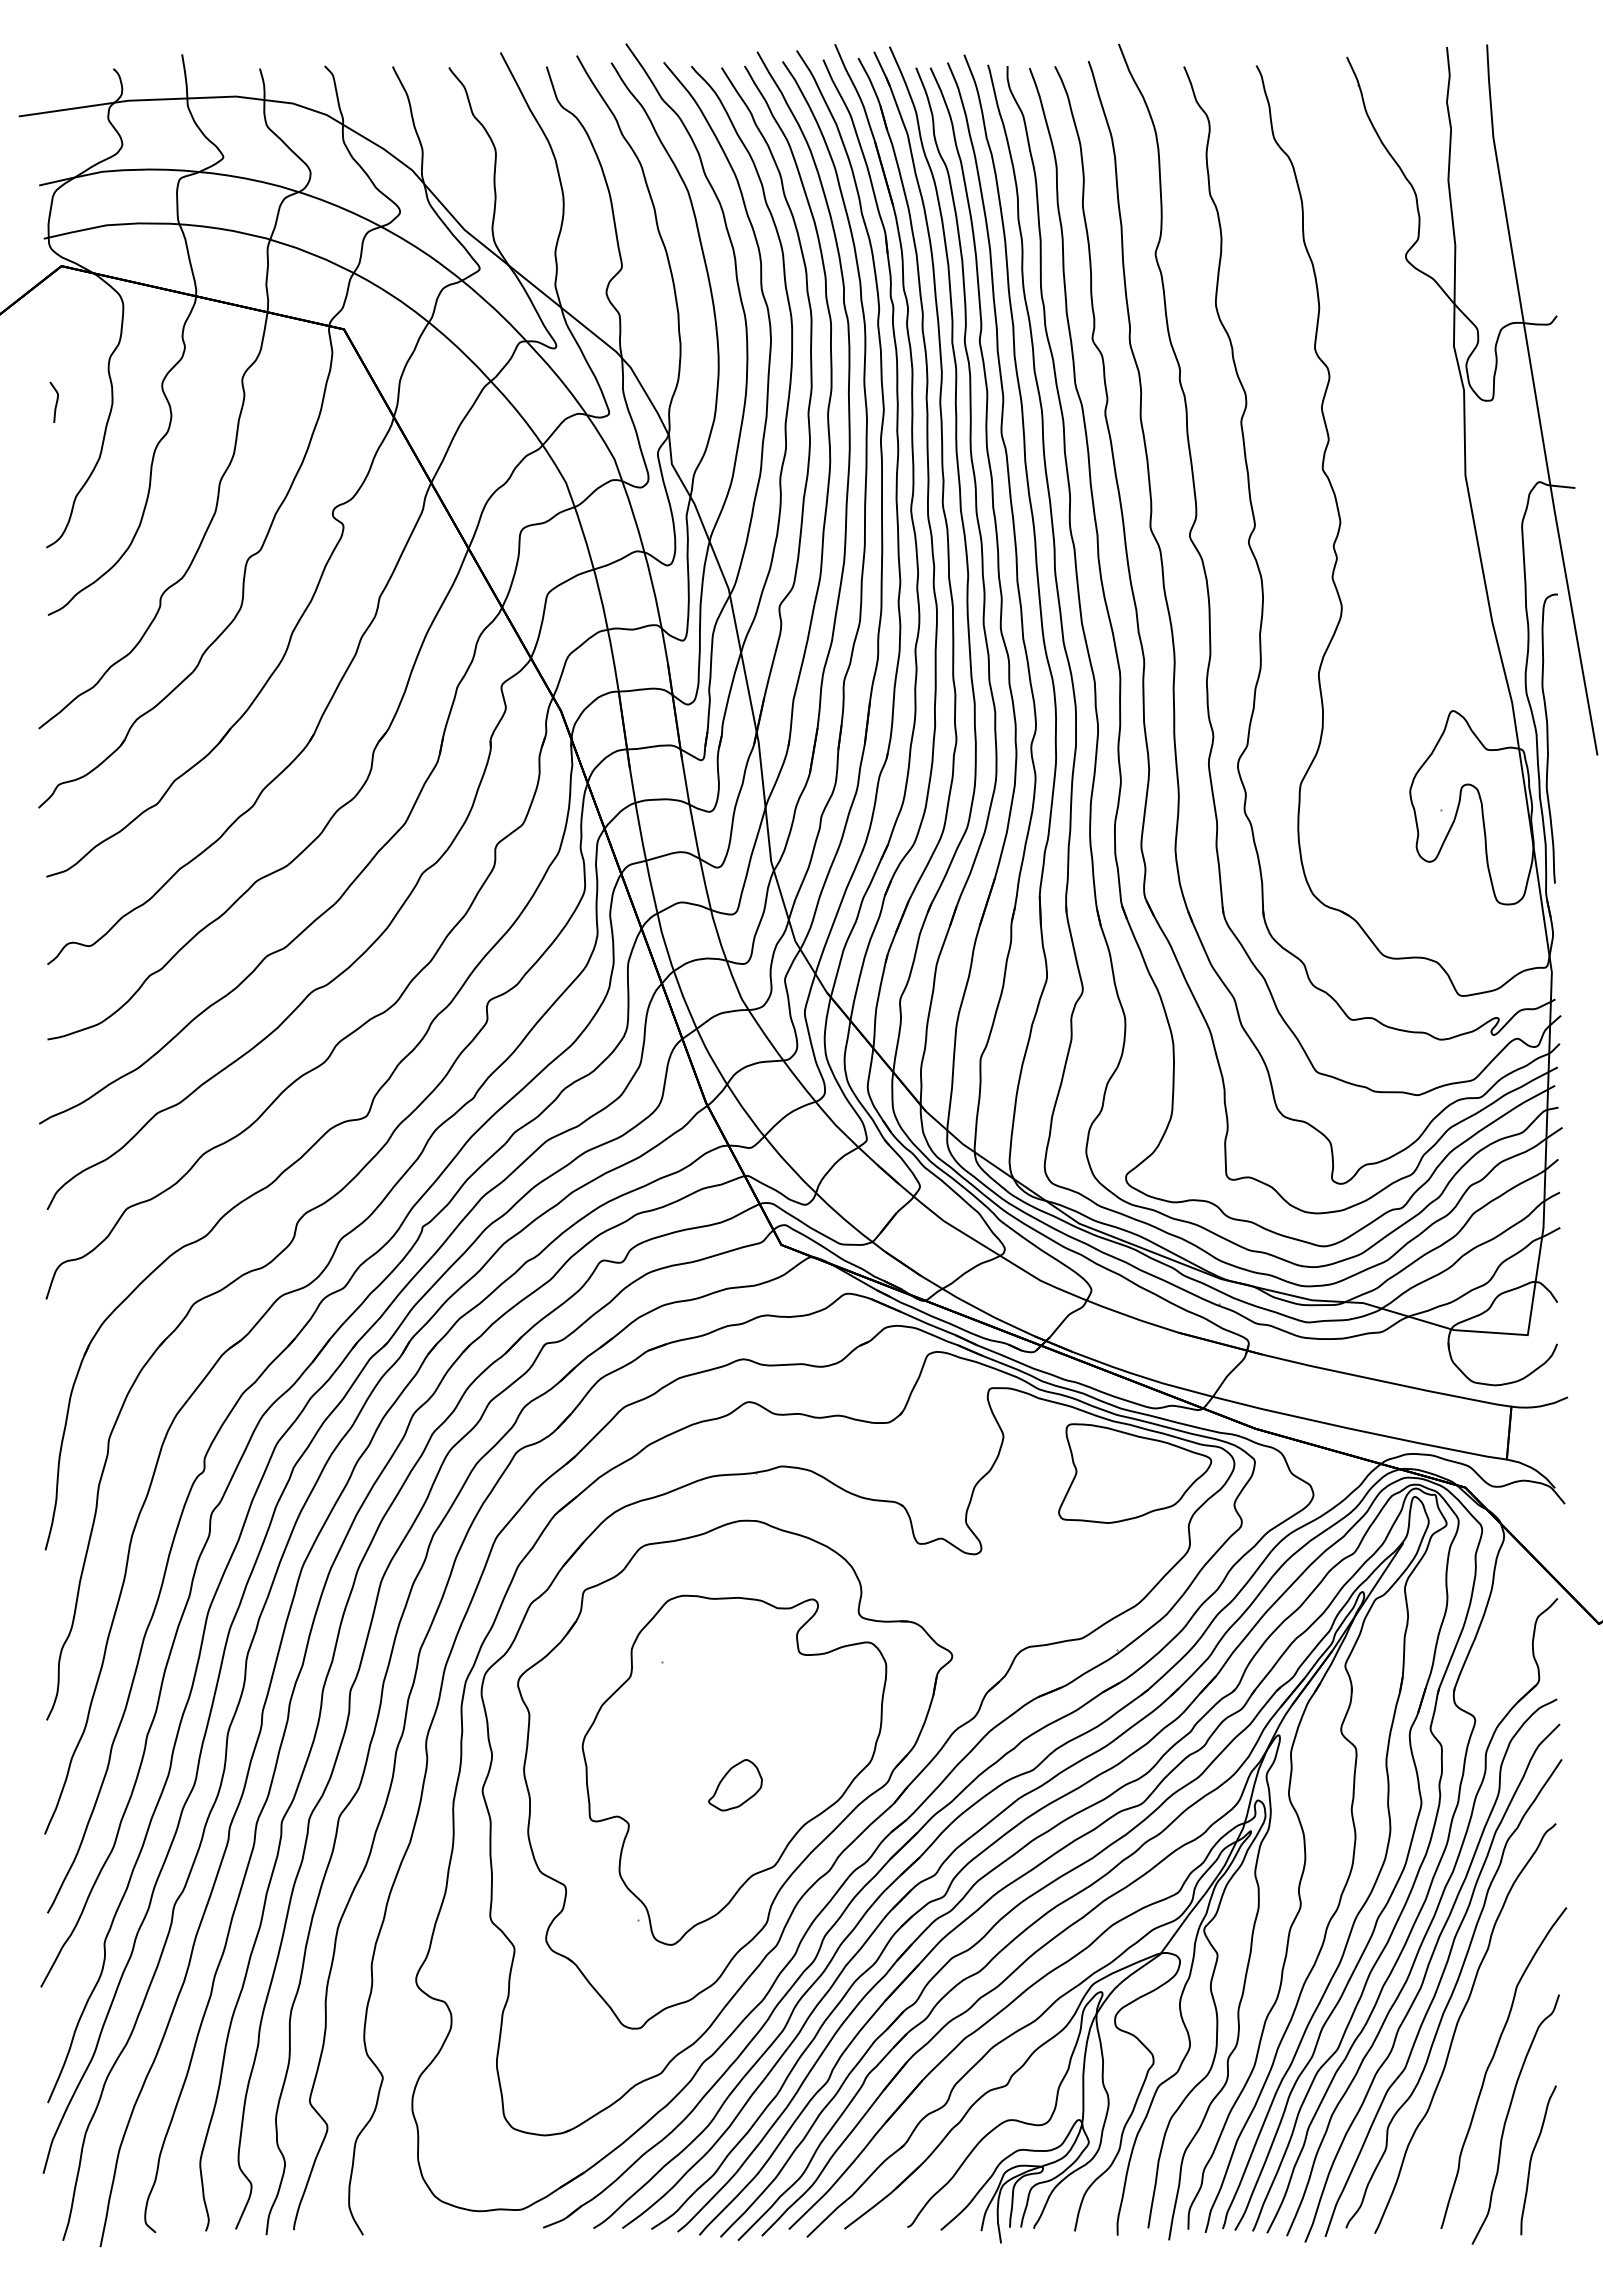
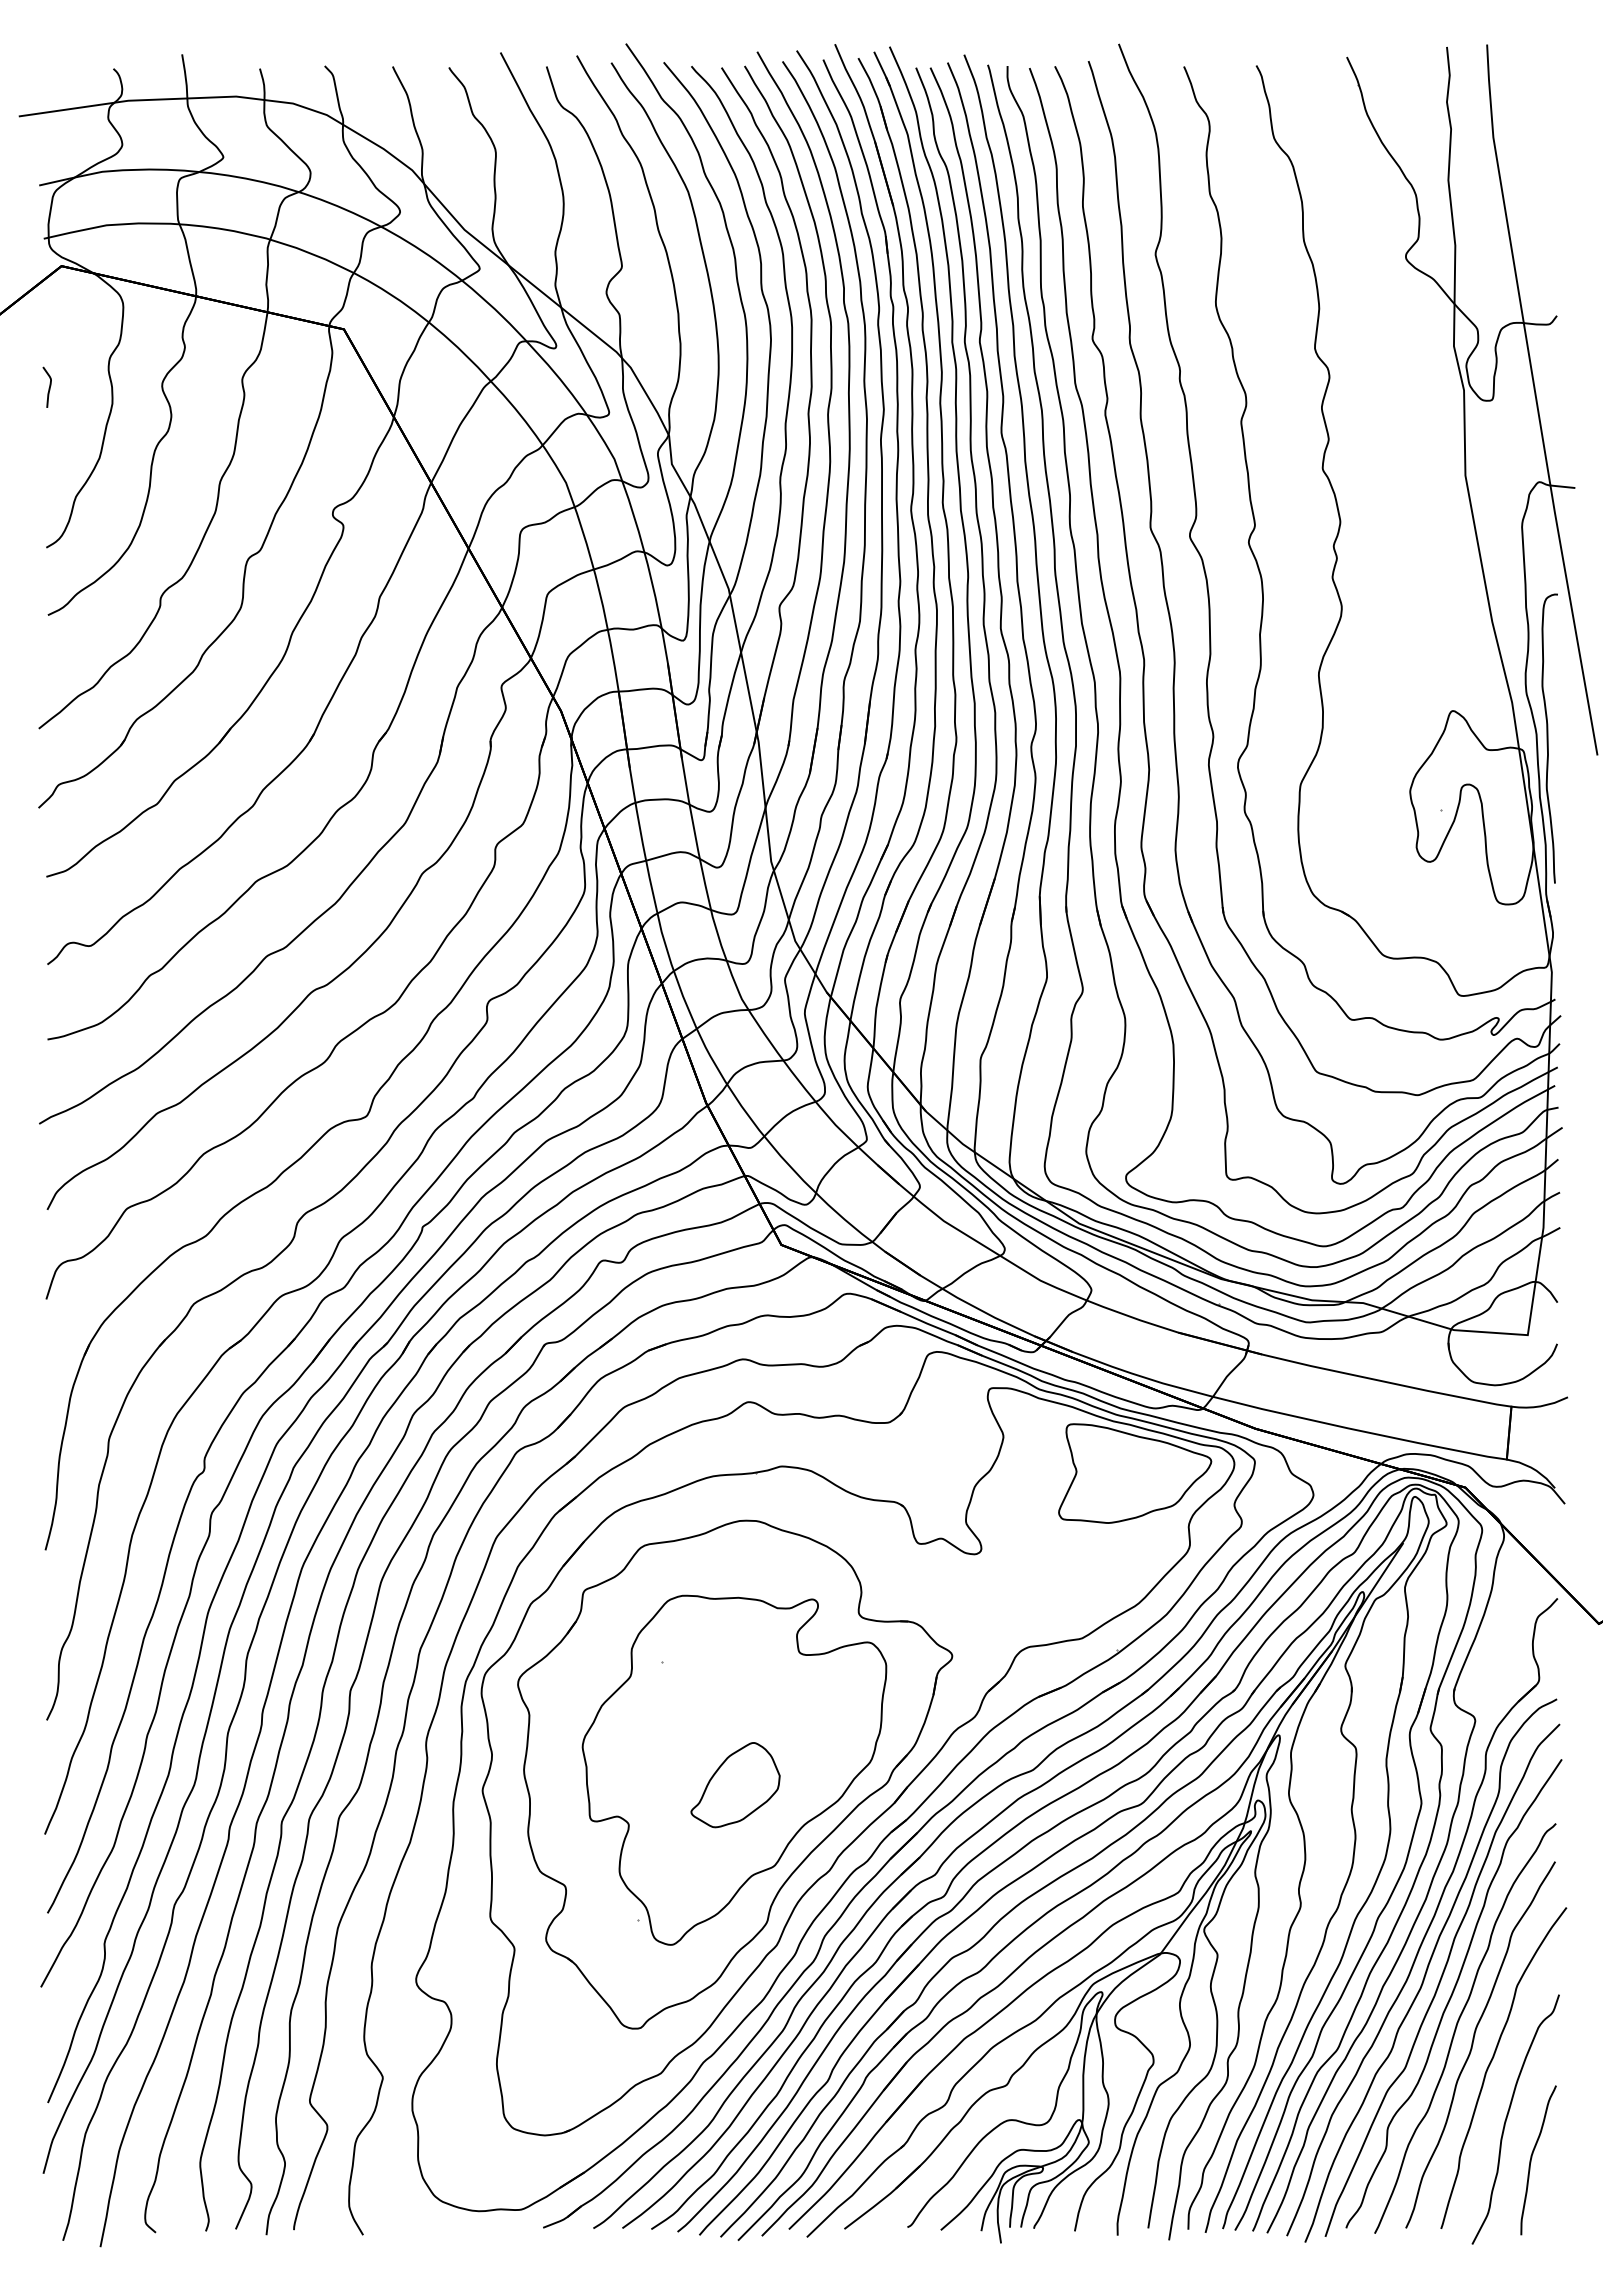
curve position: (55, 403) -> (48, 388) (48, 388)
part size: 55x53 px -> 91x87 px (735, 1785)
curve: none -> present (1473, 2044)
